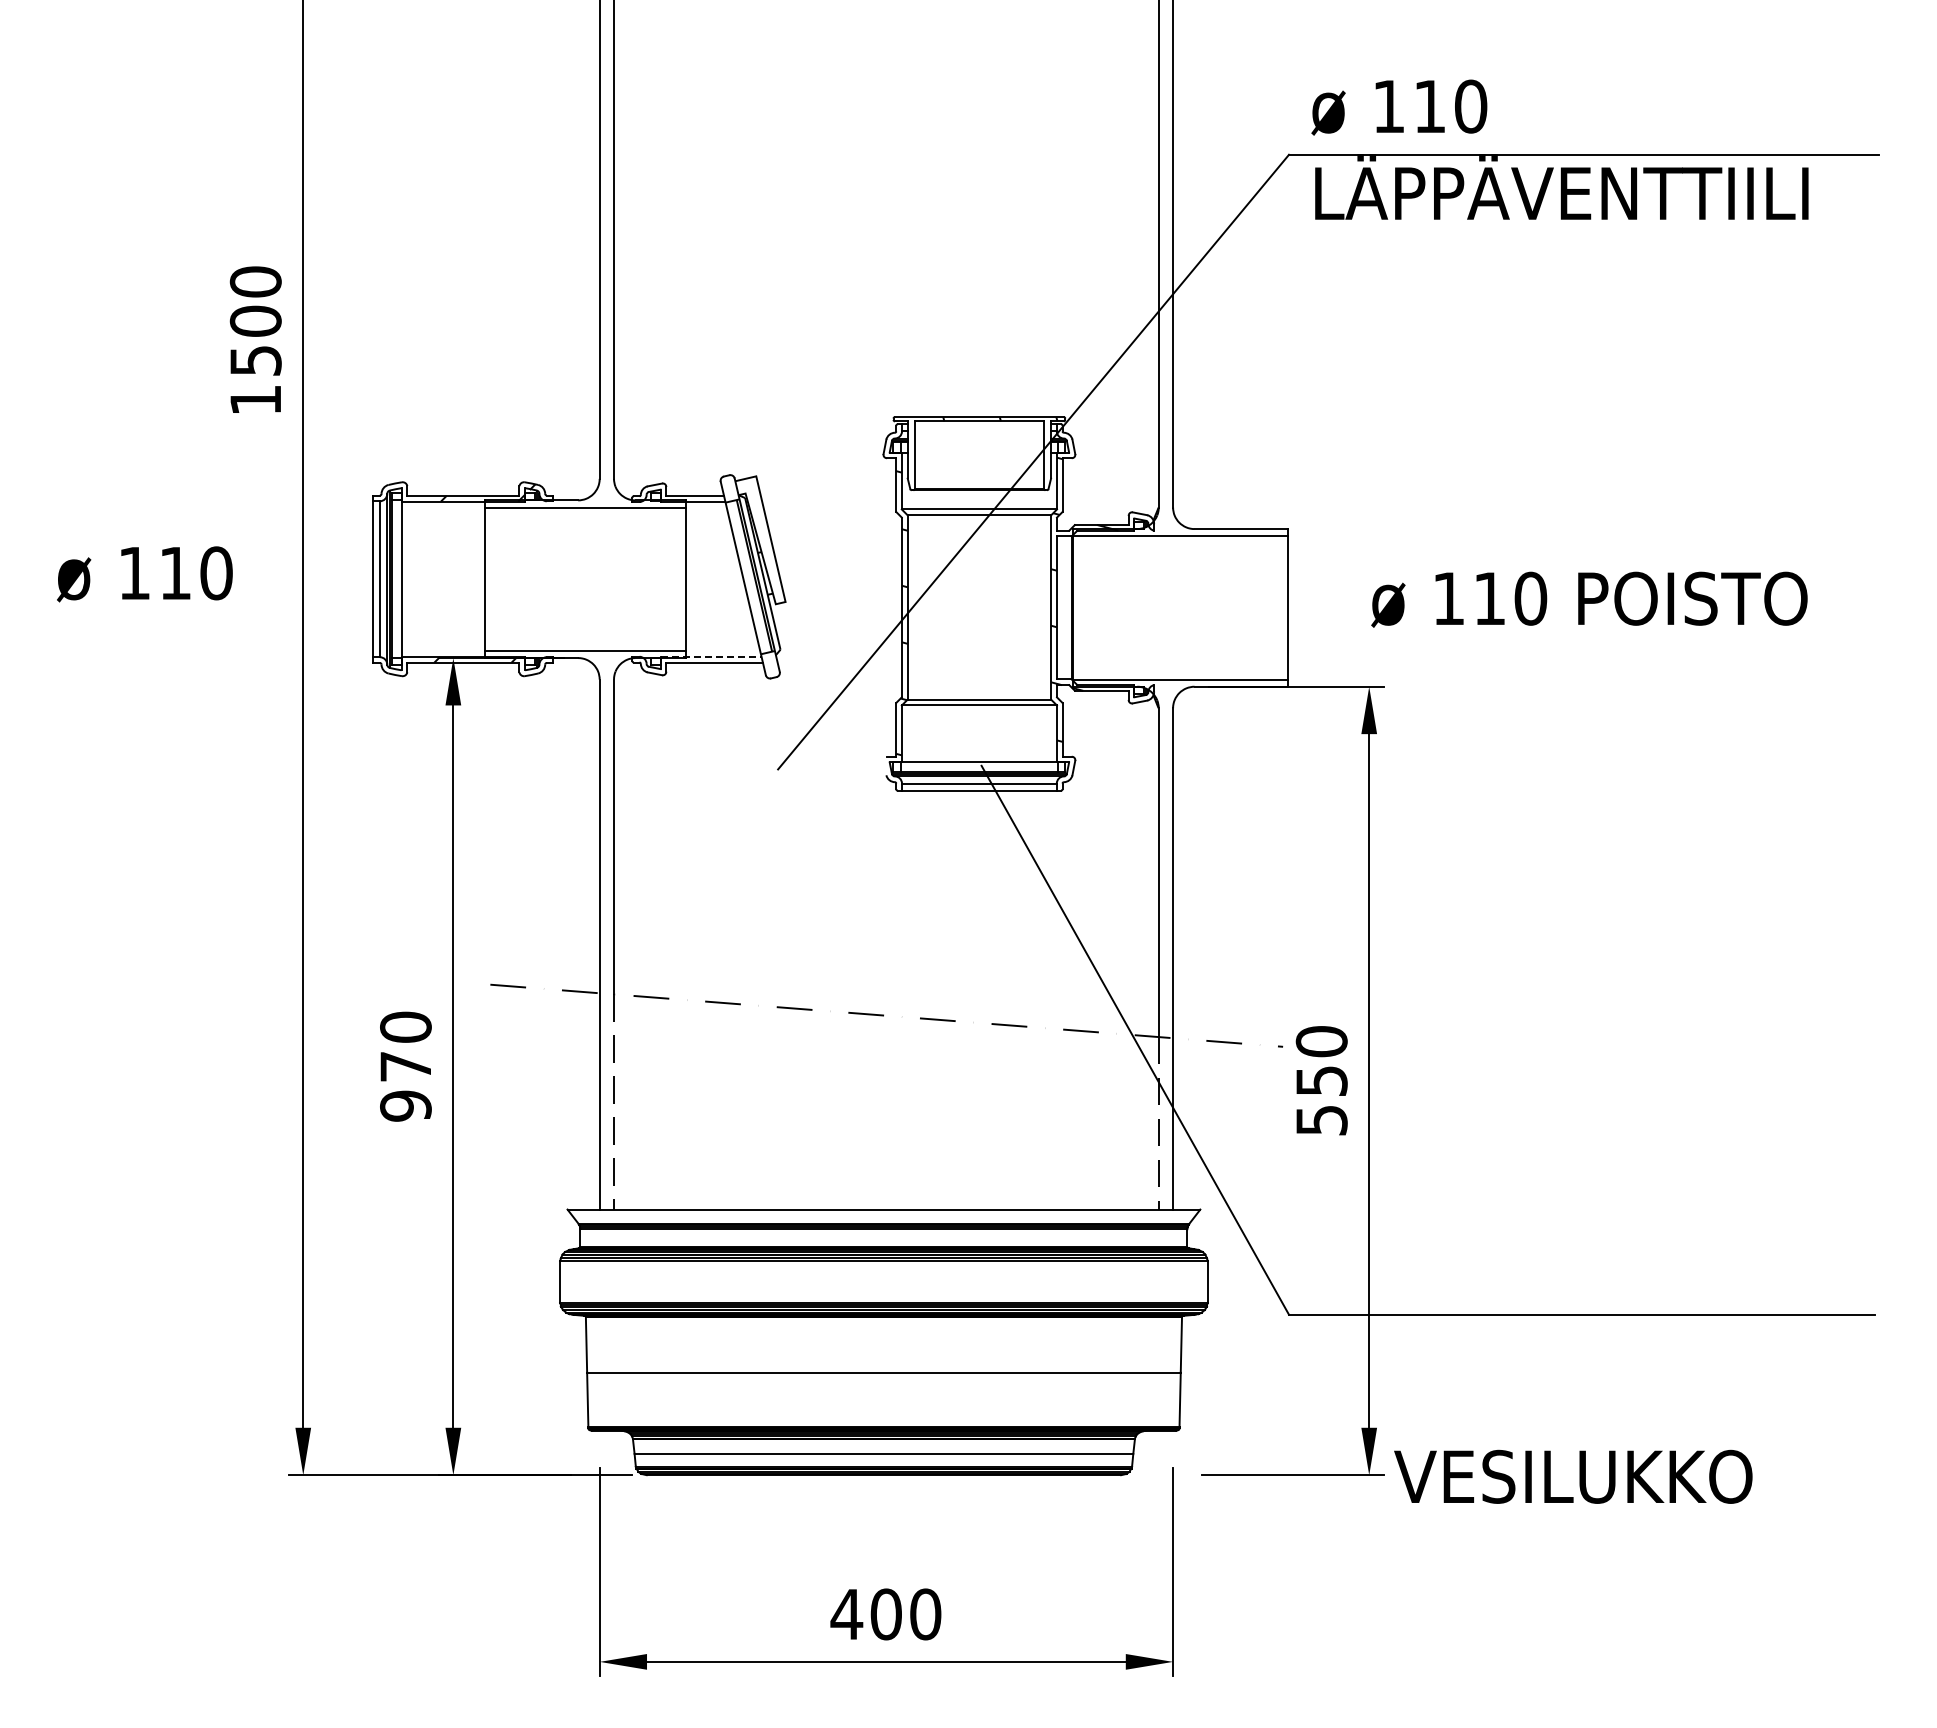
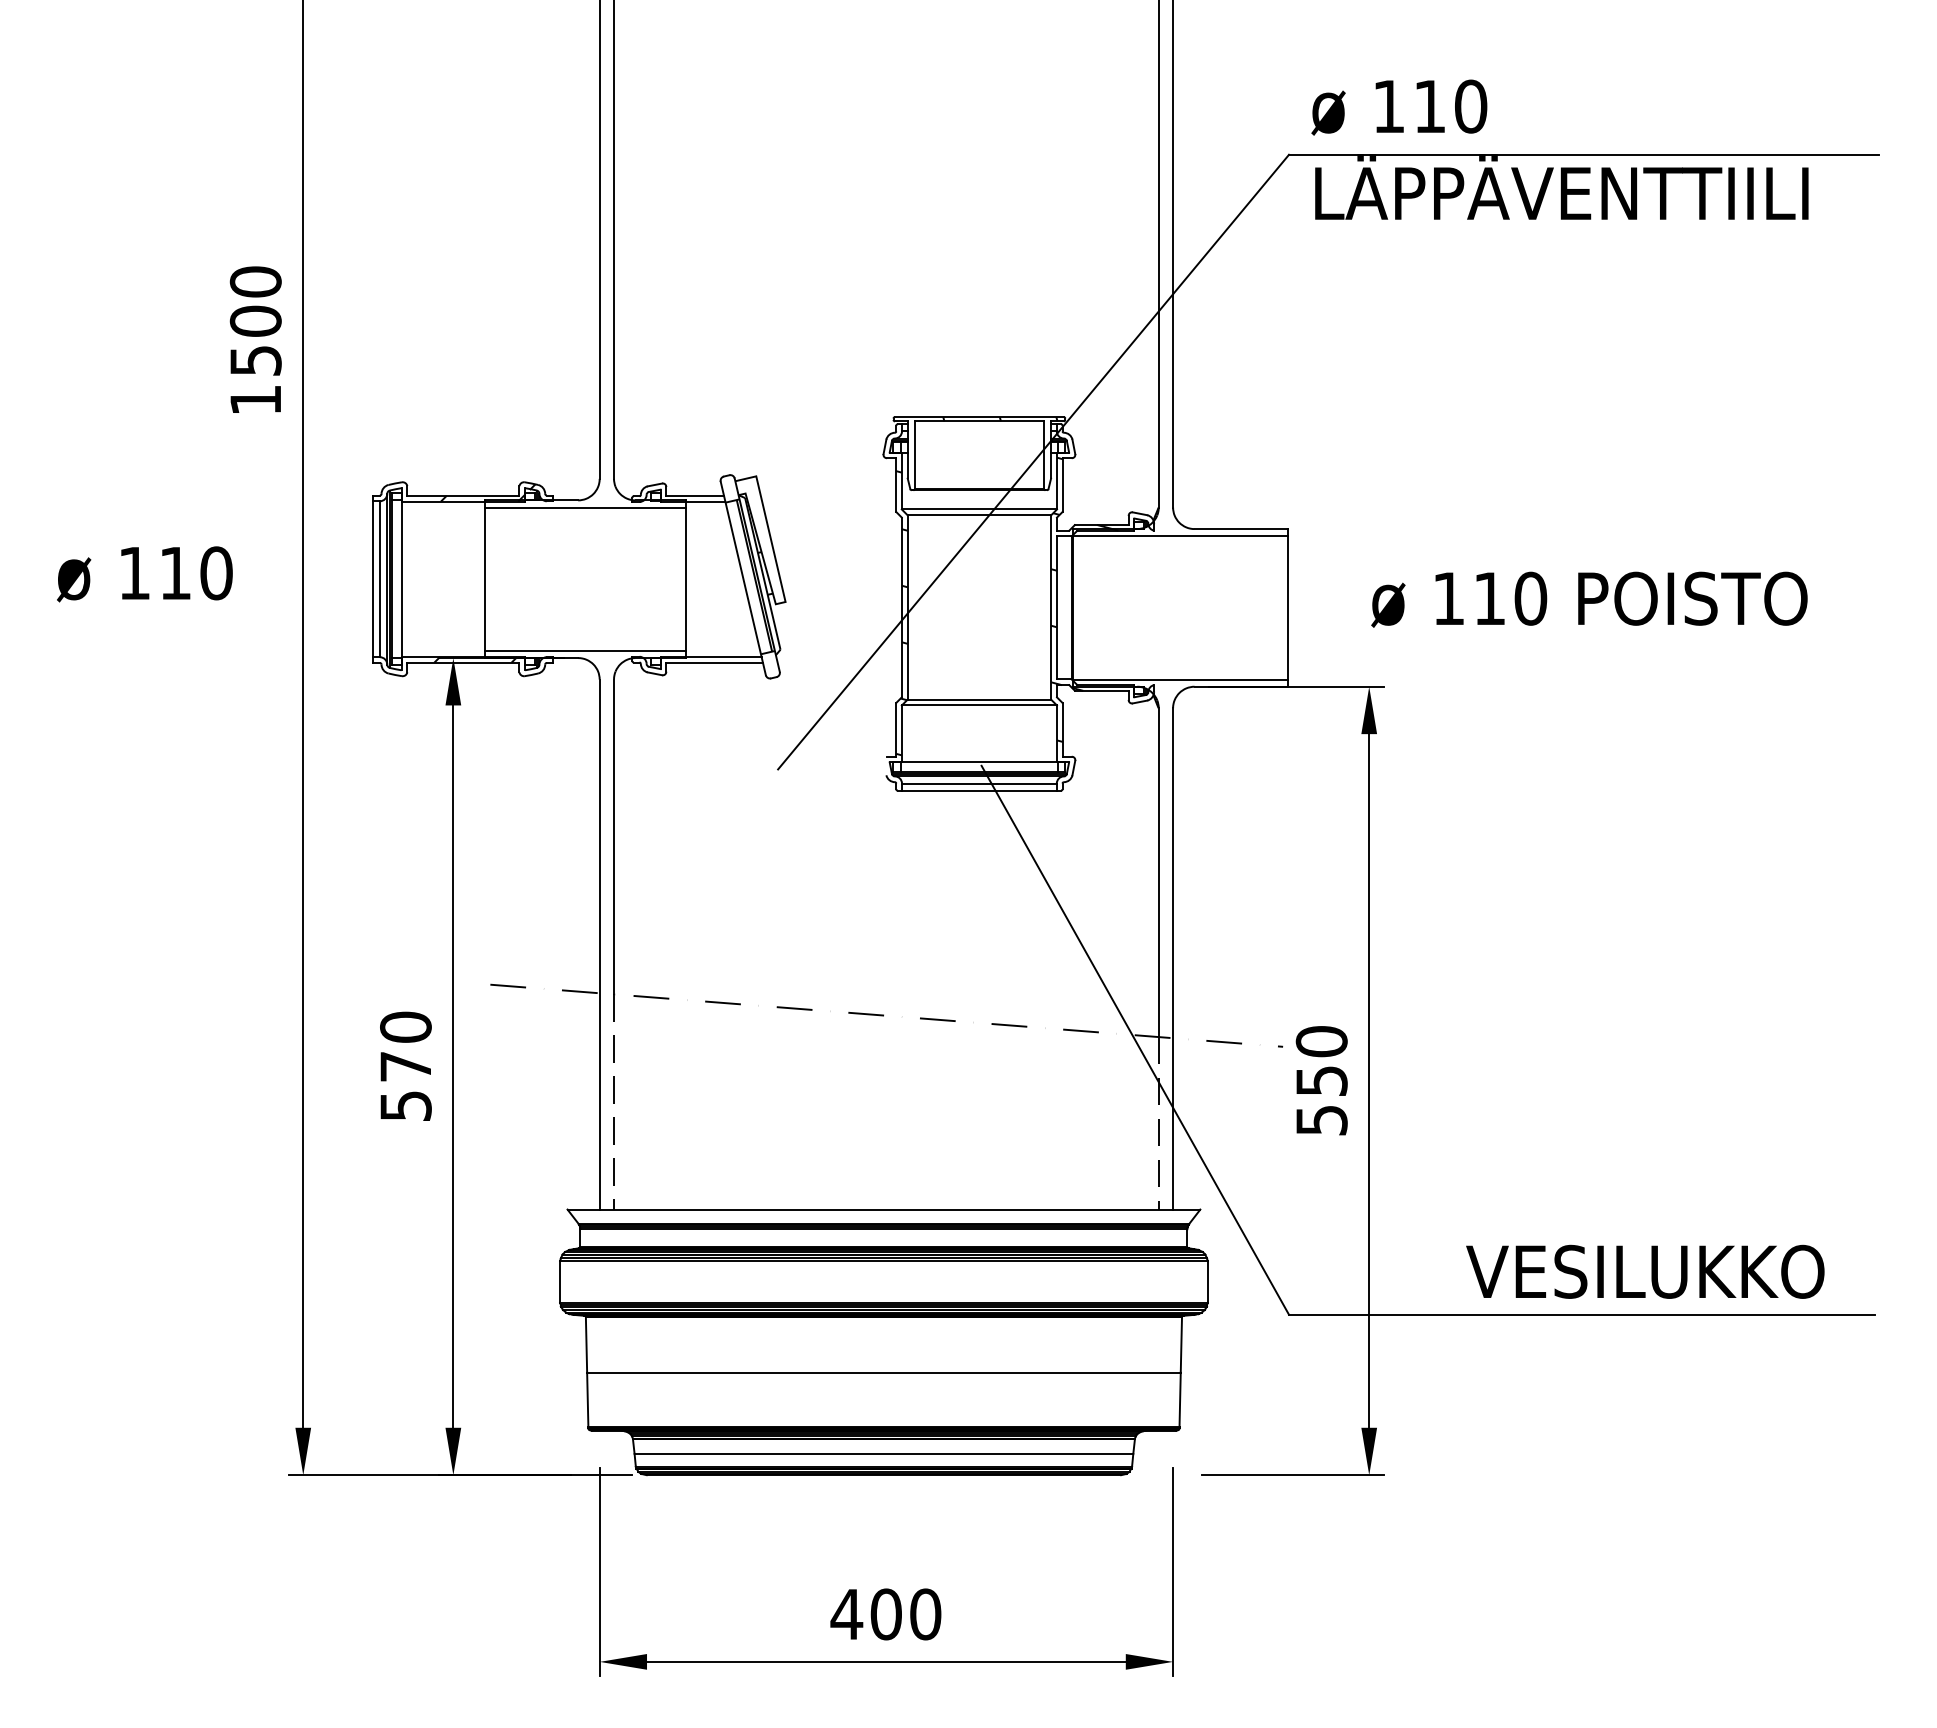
line: dashed -> solid (711, 656)
text: 970 -> 570 (405, 1105)
text position: (1573, 1476) -> (1645, 1271) (1645, 1271)
